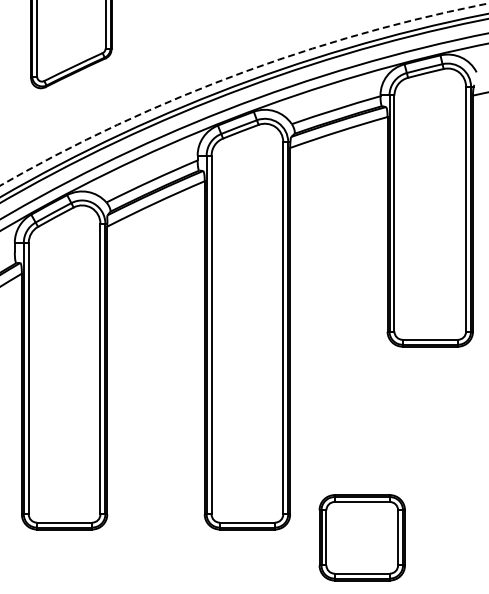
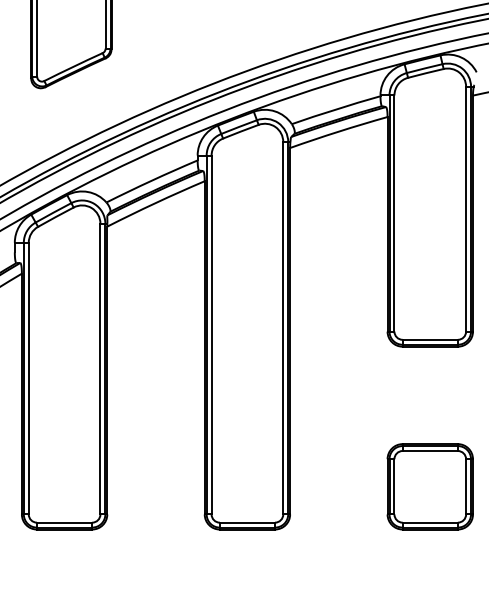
arc: dashed -> solid (238, 74)
part position: (361, 537) -> (429, 486) (429, 486)
